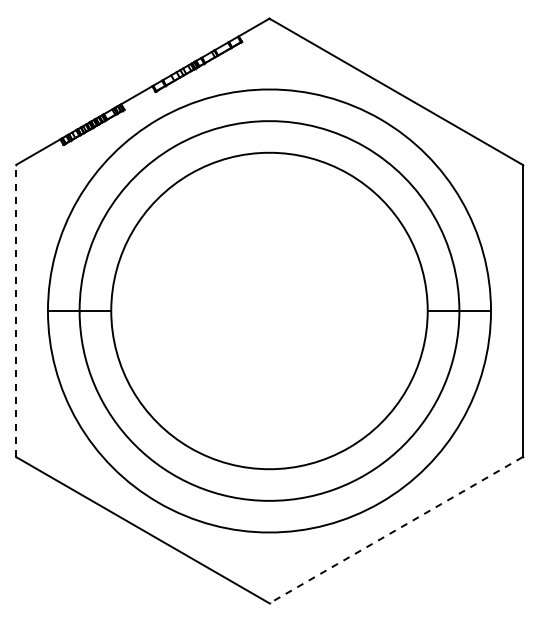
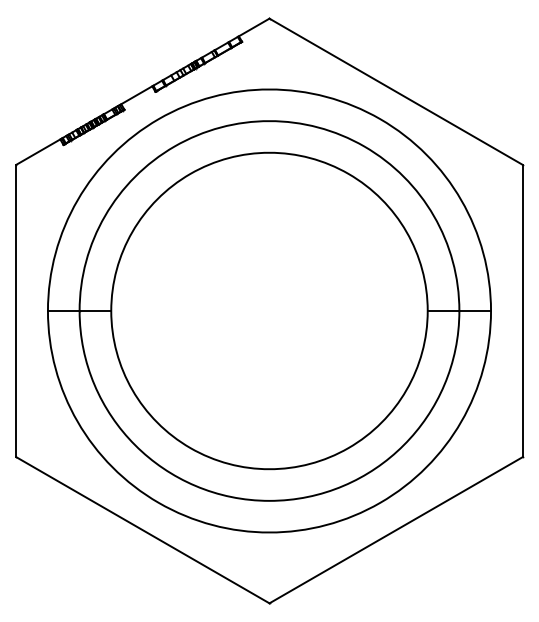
line: dashed -> solid (16, 310)
line: dashed -> solid (395, 530)
